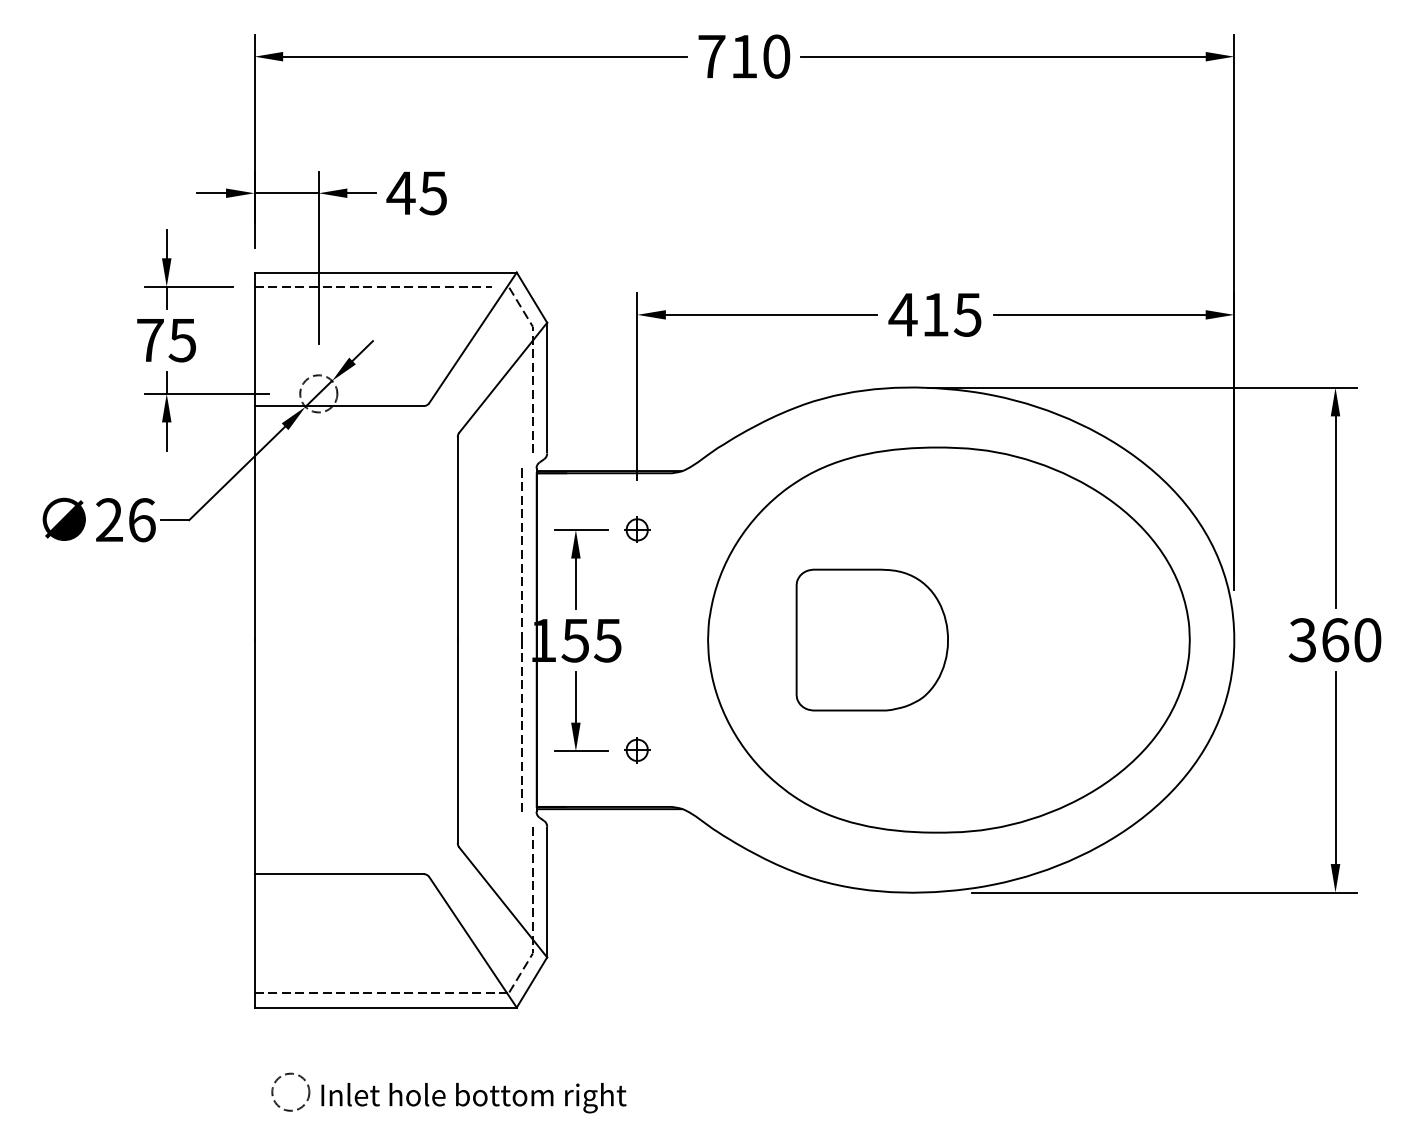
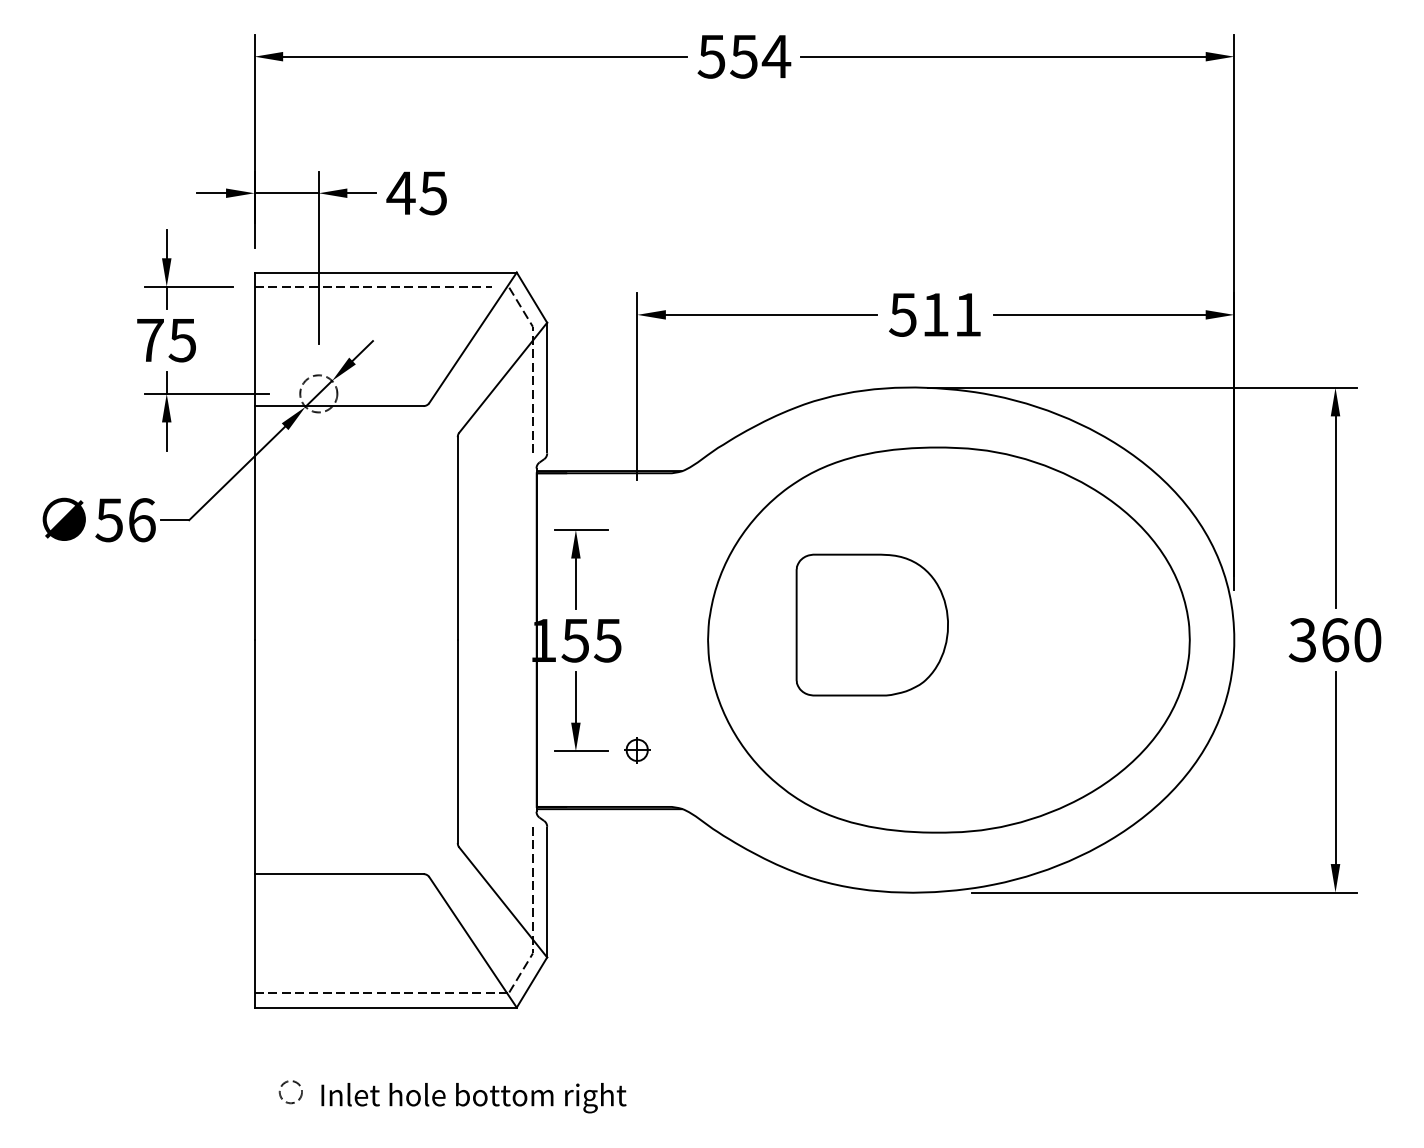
text: 710 -> 554 (744, 56)
text: 415 -> 511 (934, 314)
text: 26 -> 56 (108, 520)
part: present -> none (637, 529)
line: present -> none (521, 639)
part position: (871, 639) -> (871, 624) (871, 624)
circle size: 40x40 px -> 25x25 px (290, 1092)
